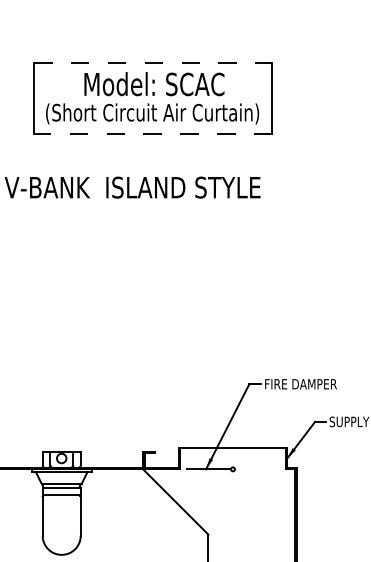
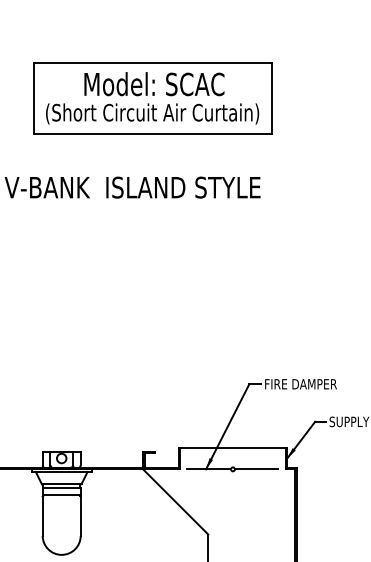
line: dashed -> solid (153, 63)
line: dashed -> solid (152, 134)
line: none -> present (256, 469)
